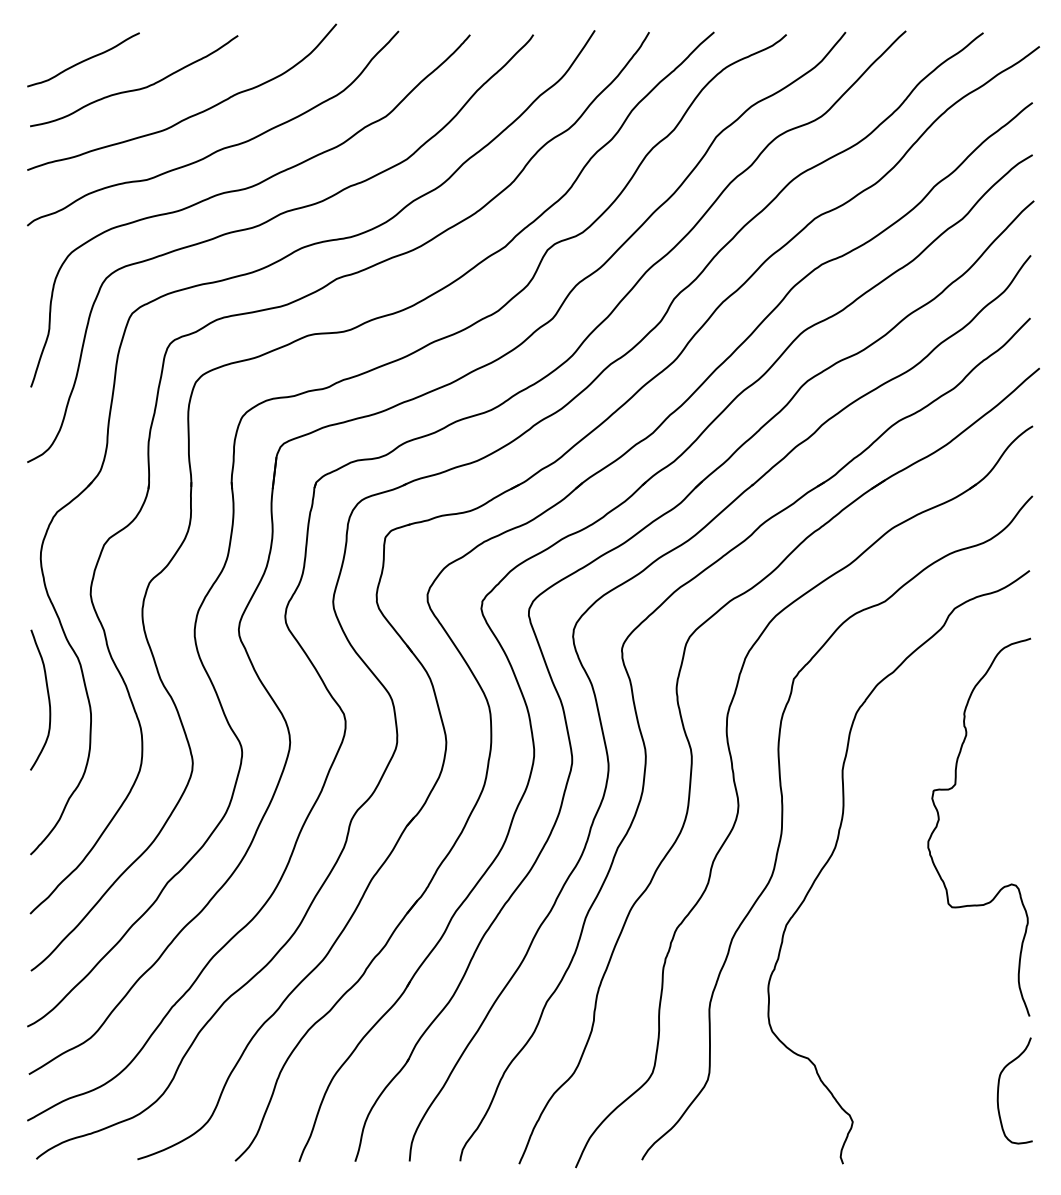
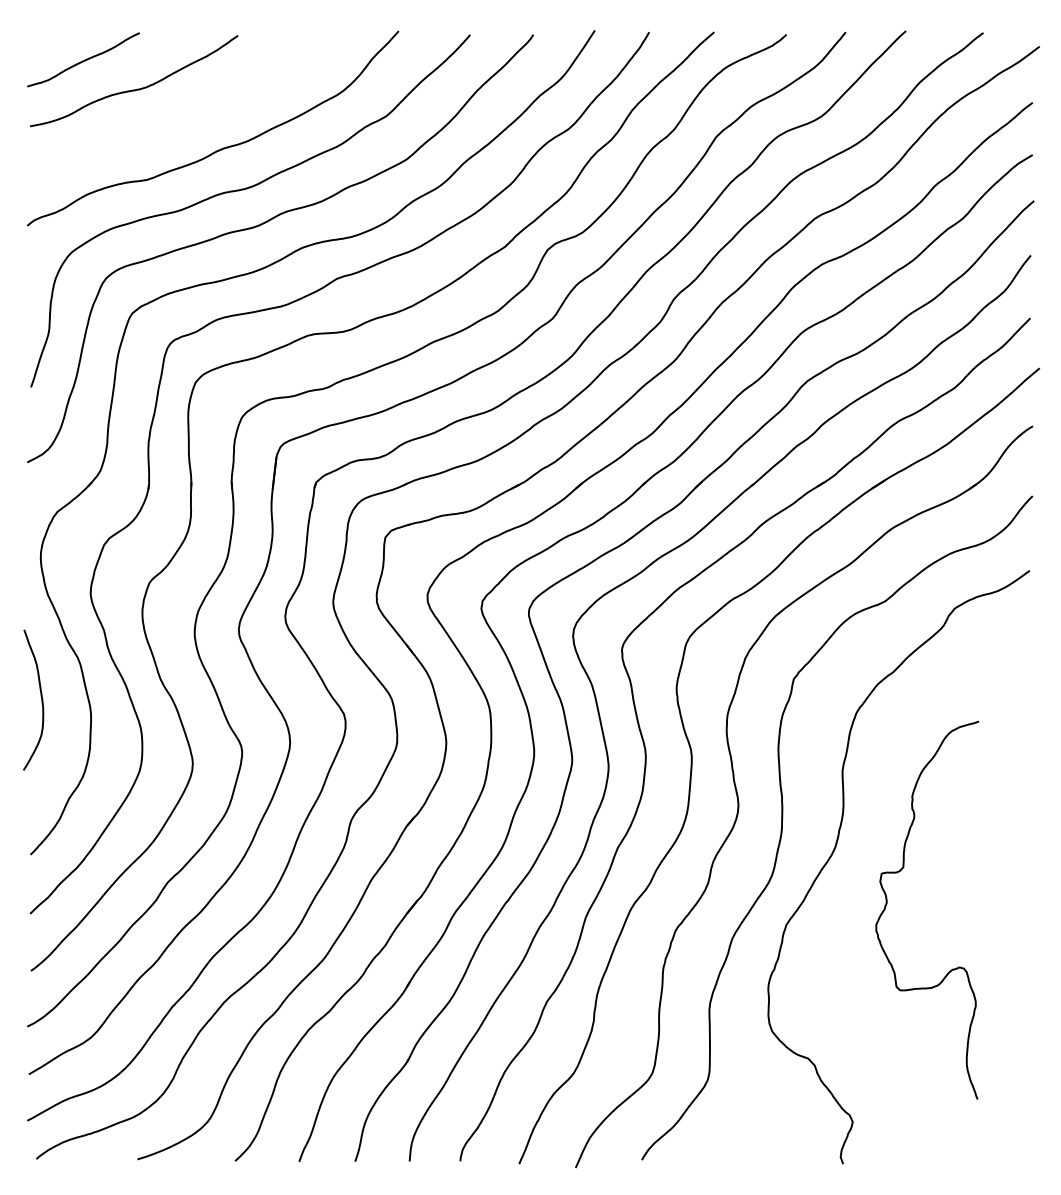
curve: present -> none (190, 115)
curve position: (47, 696) -> (40, 696) (40, 696)
curve position: (939, 821) -> (887, 904) (887, 904)
curve: present -> none (999, 1088)
